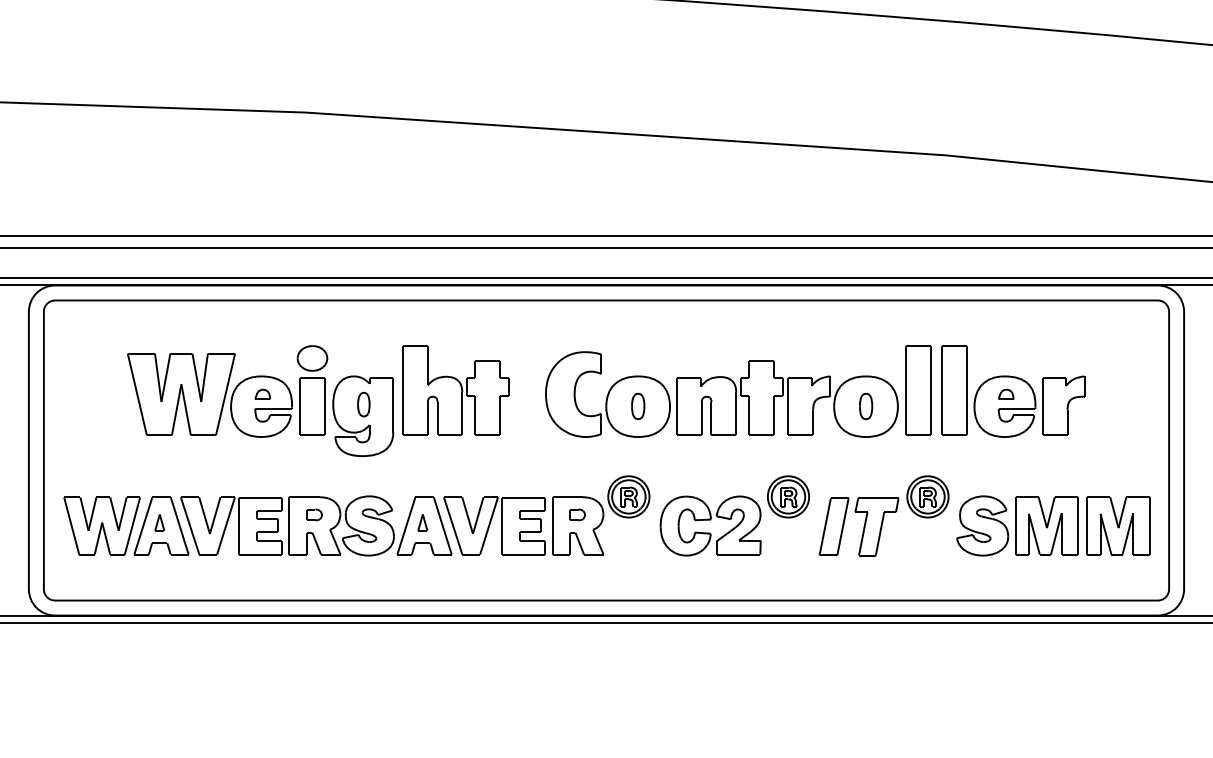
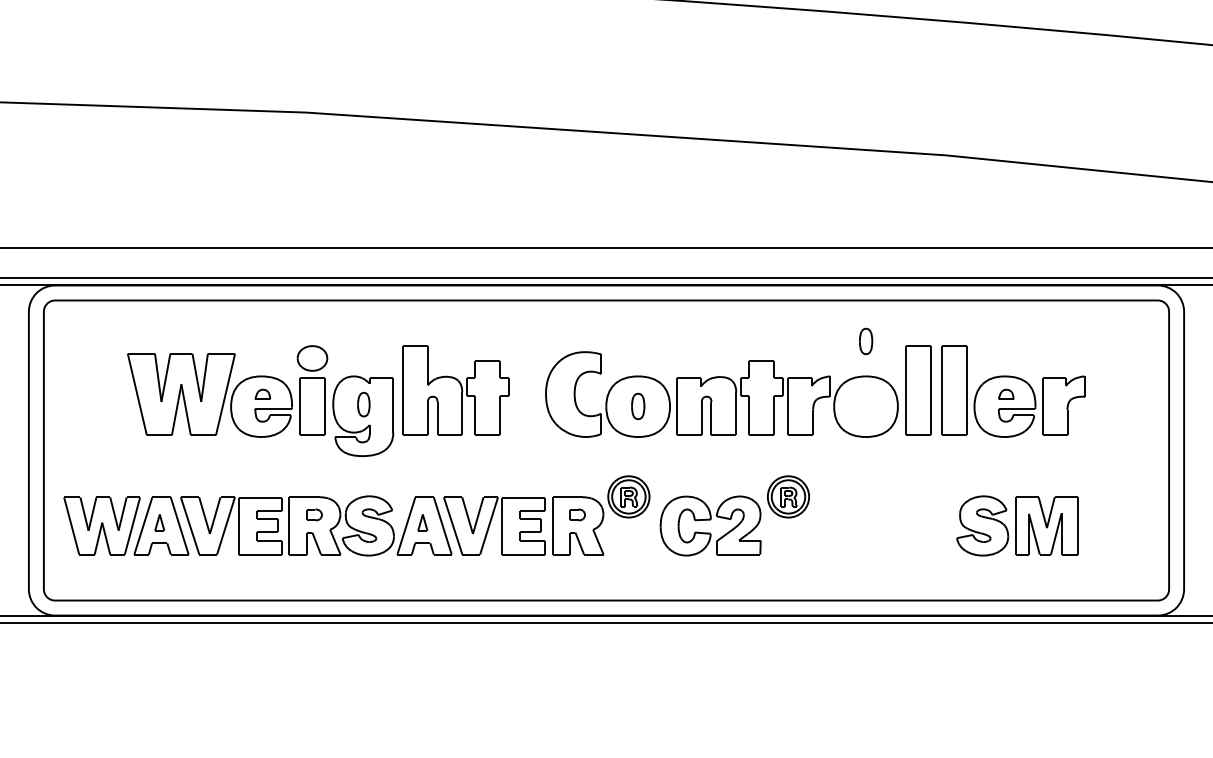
line: present -> none (605, 235)
part position: (866, 406) -> (866, 341) (866, 341)
part: present -> none (883, 515)
part: present -> none (1118, 525)
